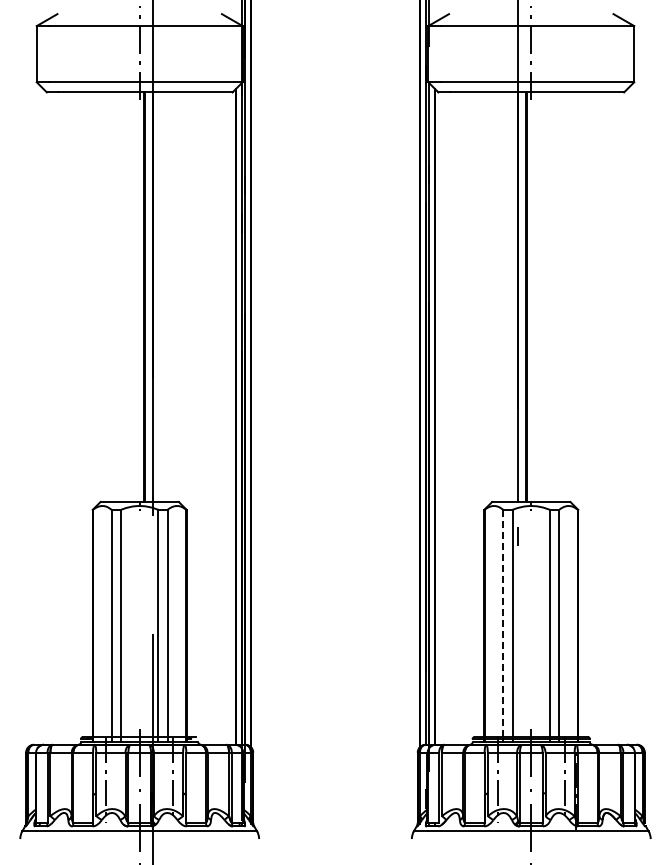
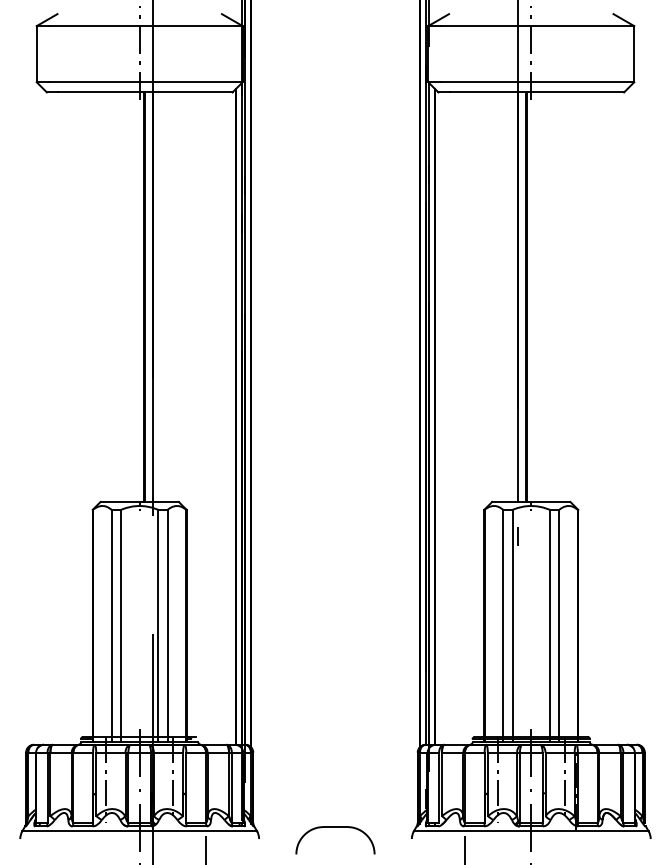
line: dashed -> solid (503, 623)
part: none -> present (335, 827)
line: none -> present (206, 848)
line: none -> present (464, 848)
